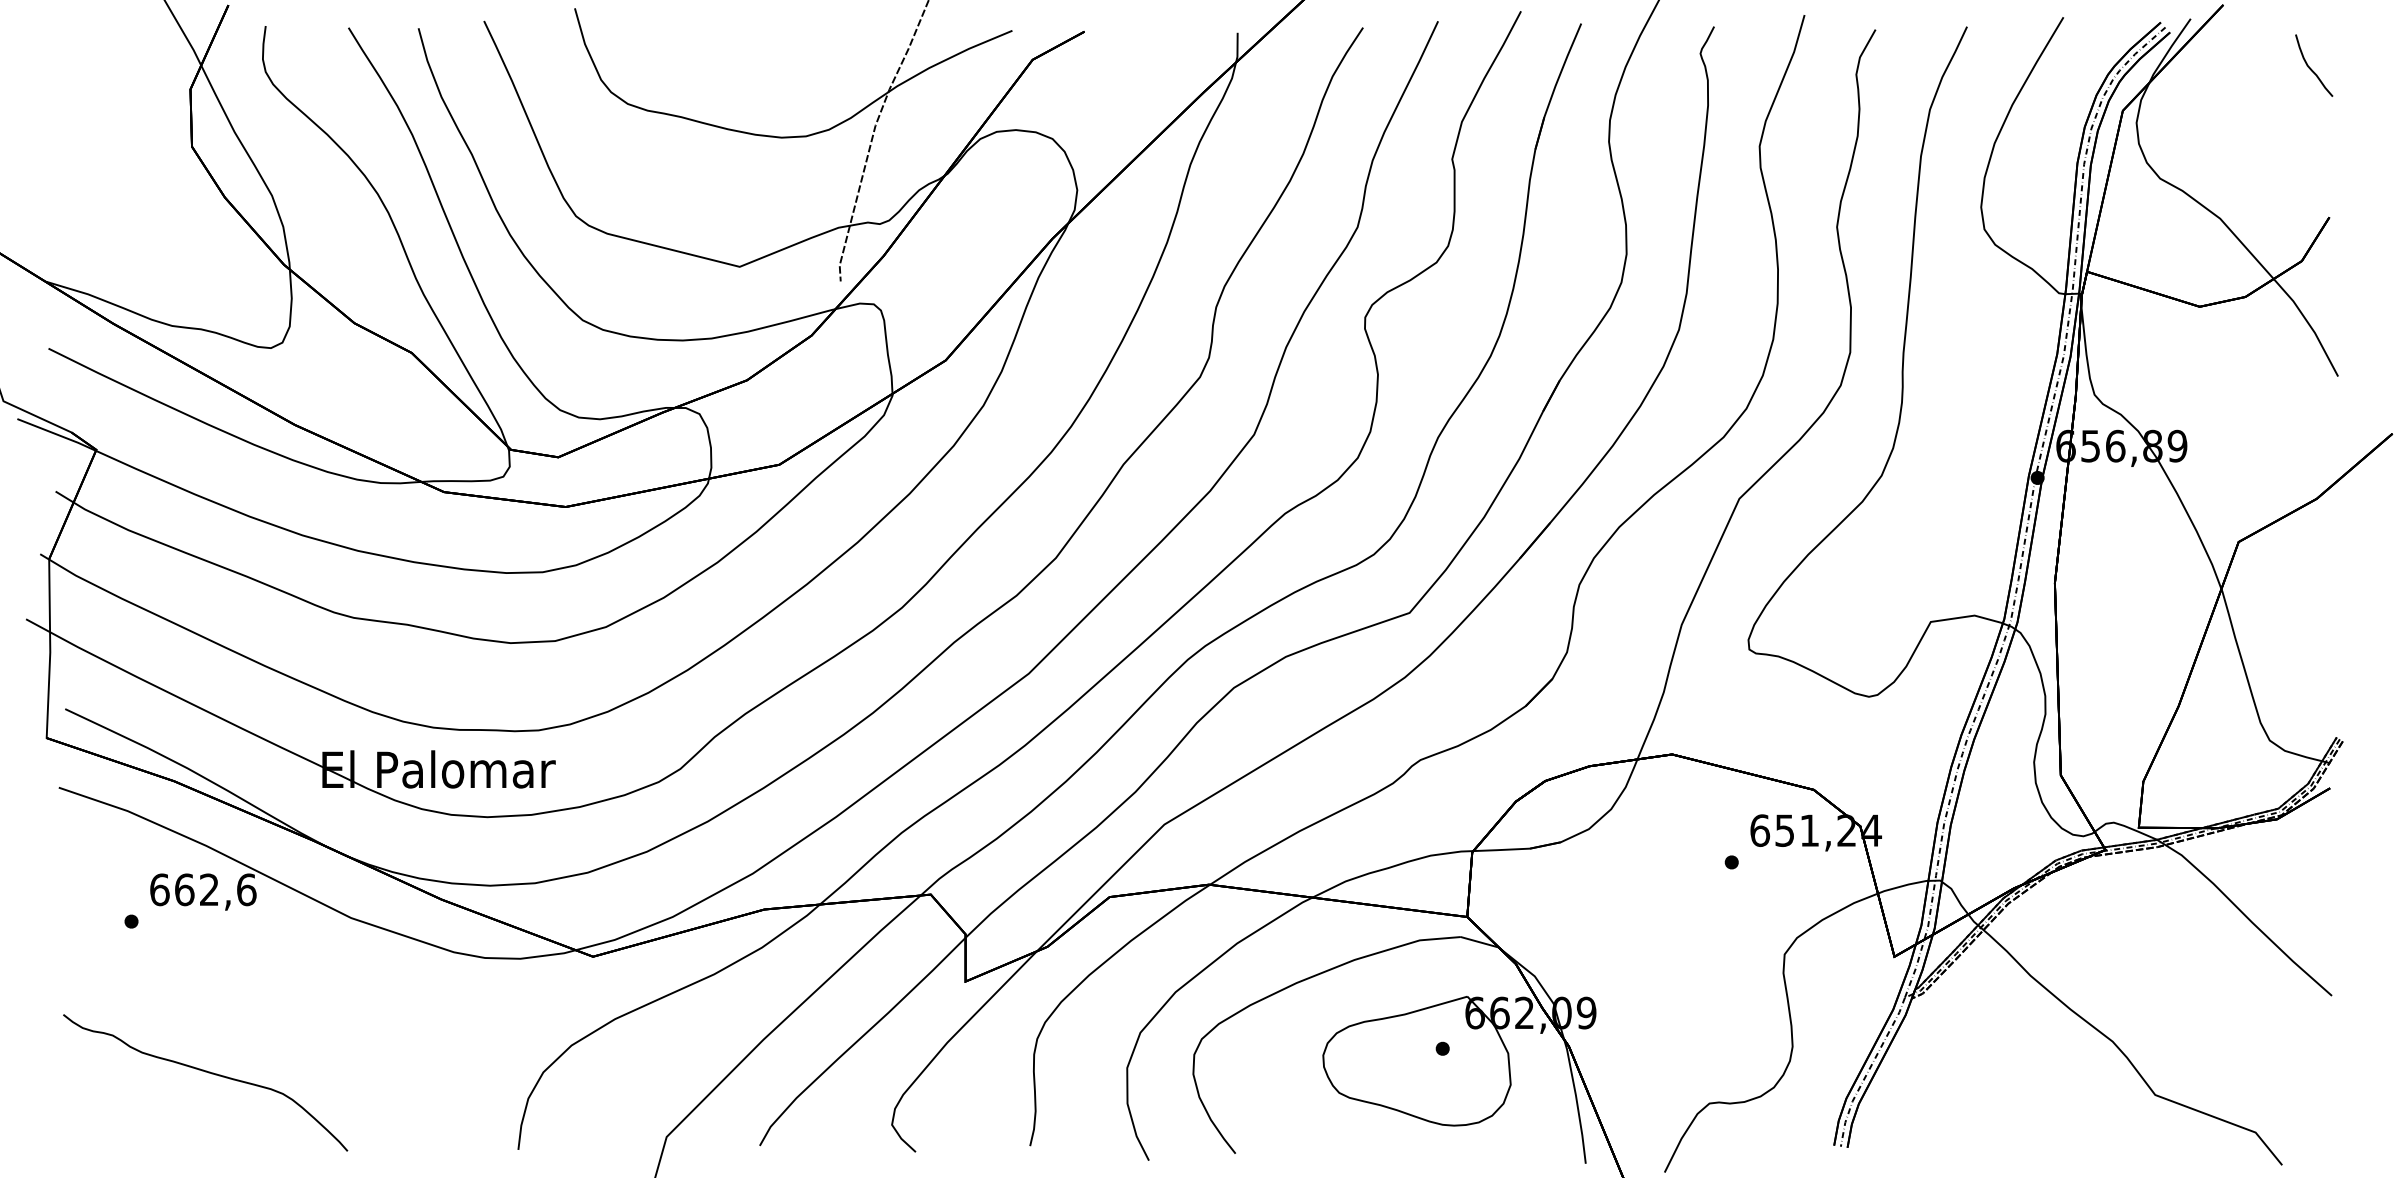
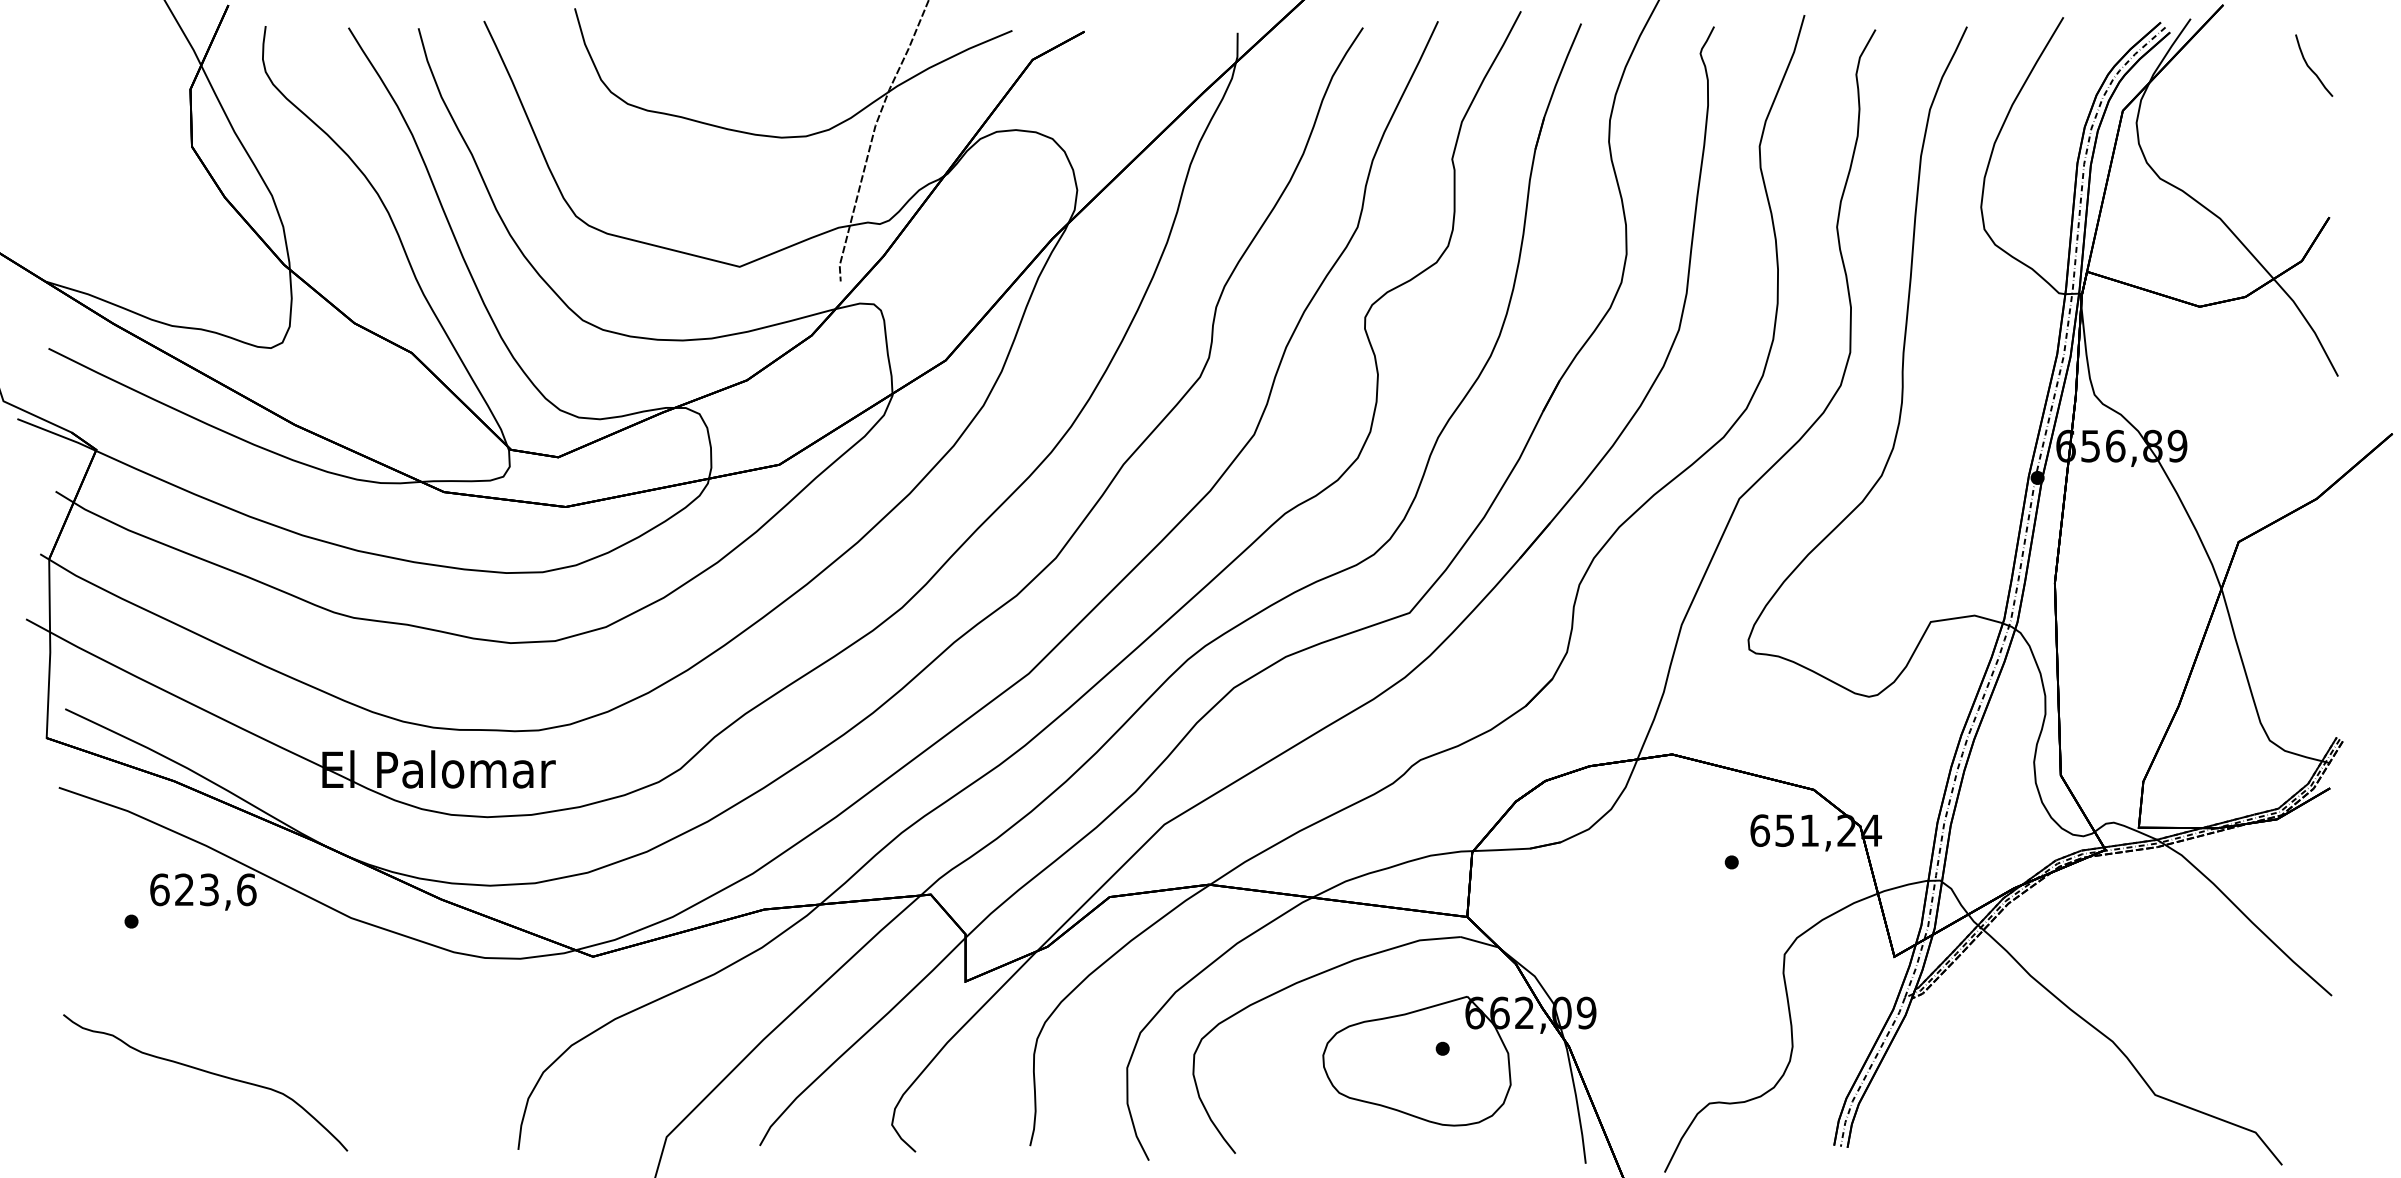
text: 662,6 -> 623,6 (196, 889)
